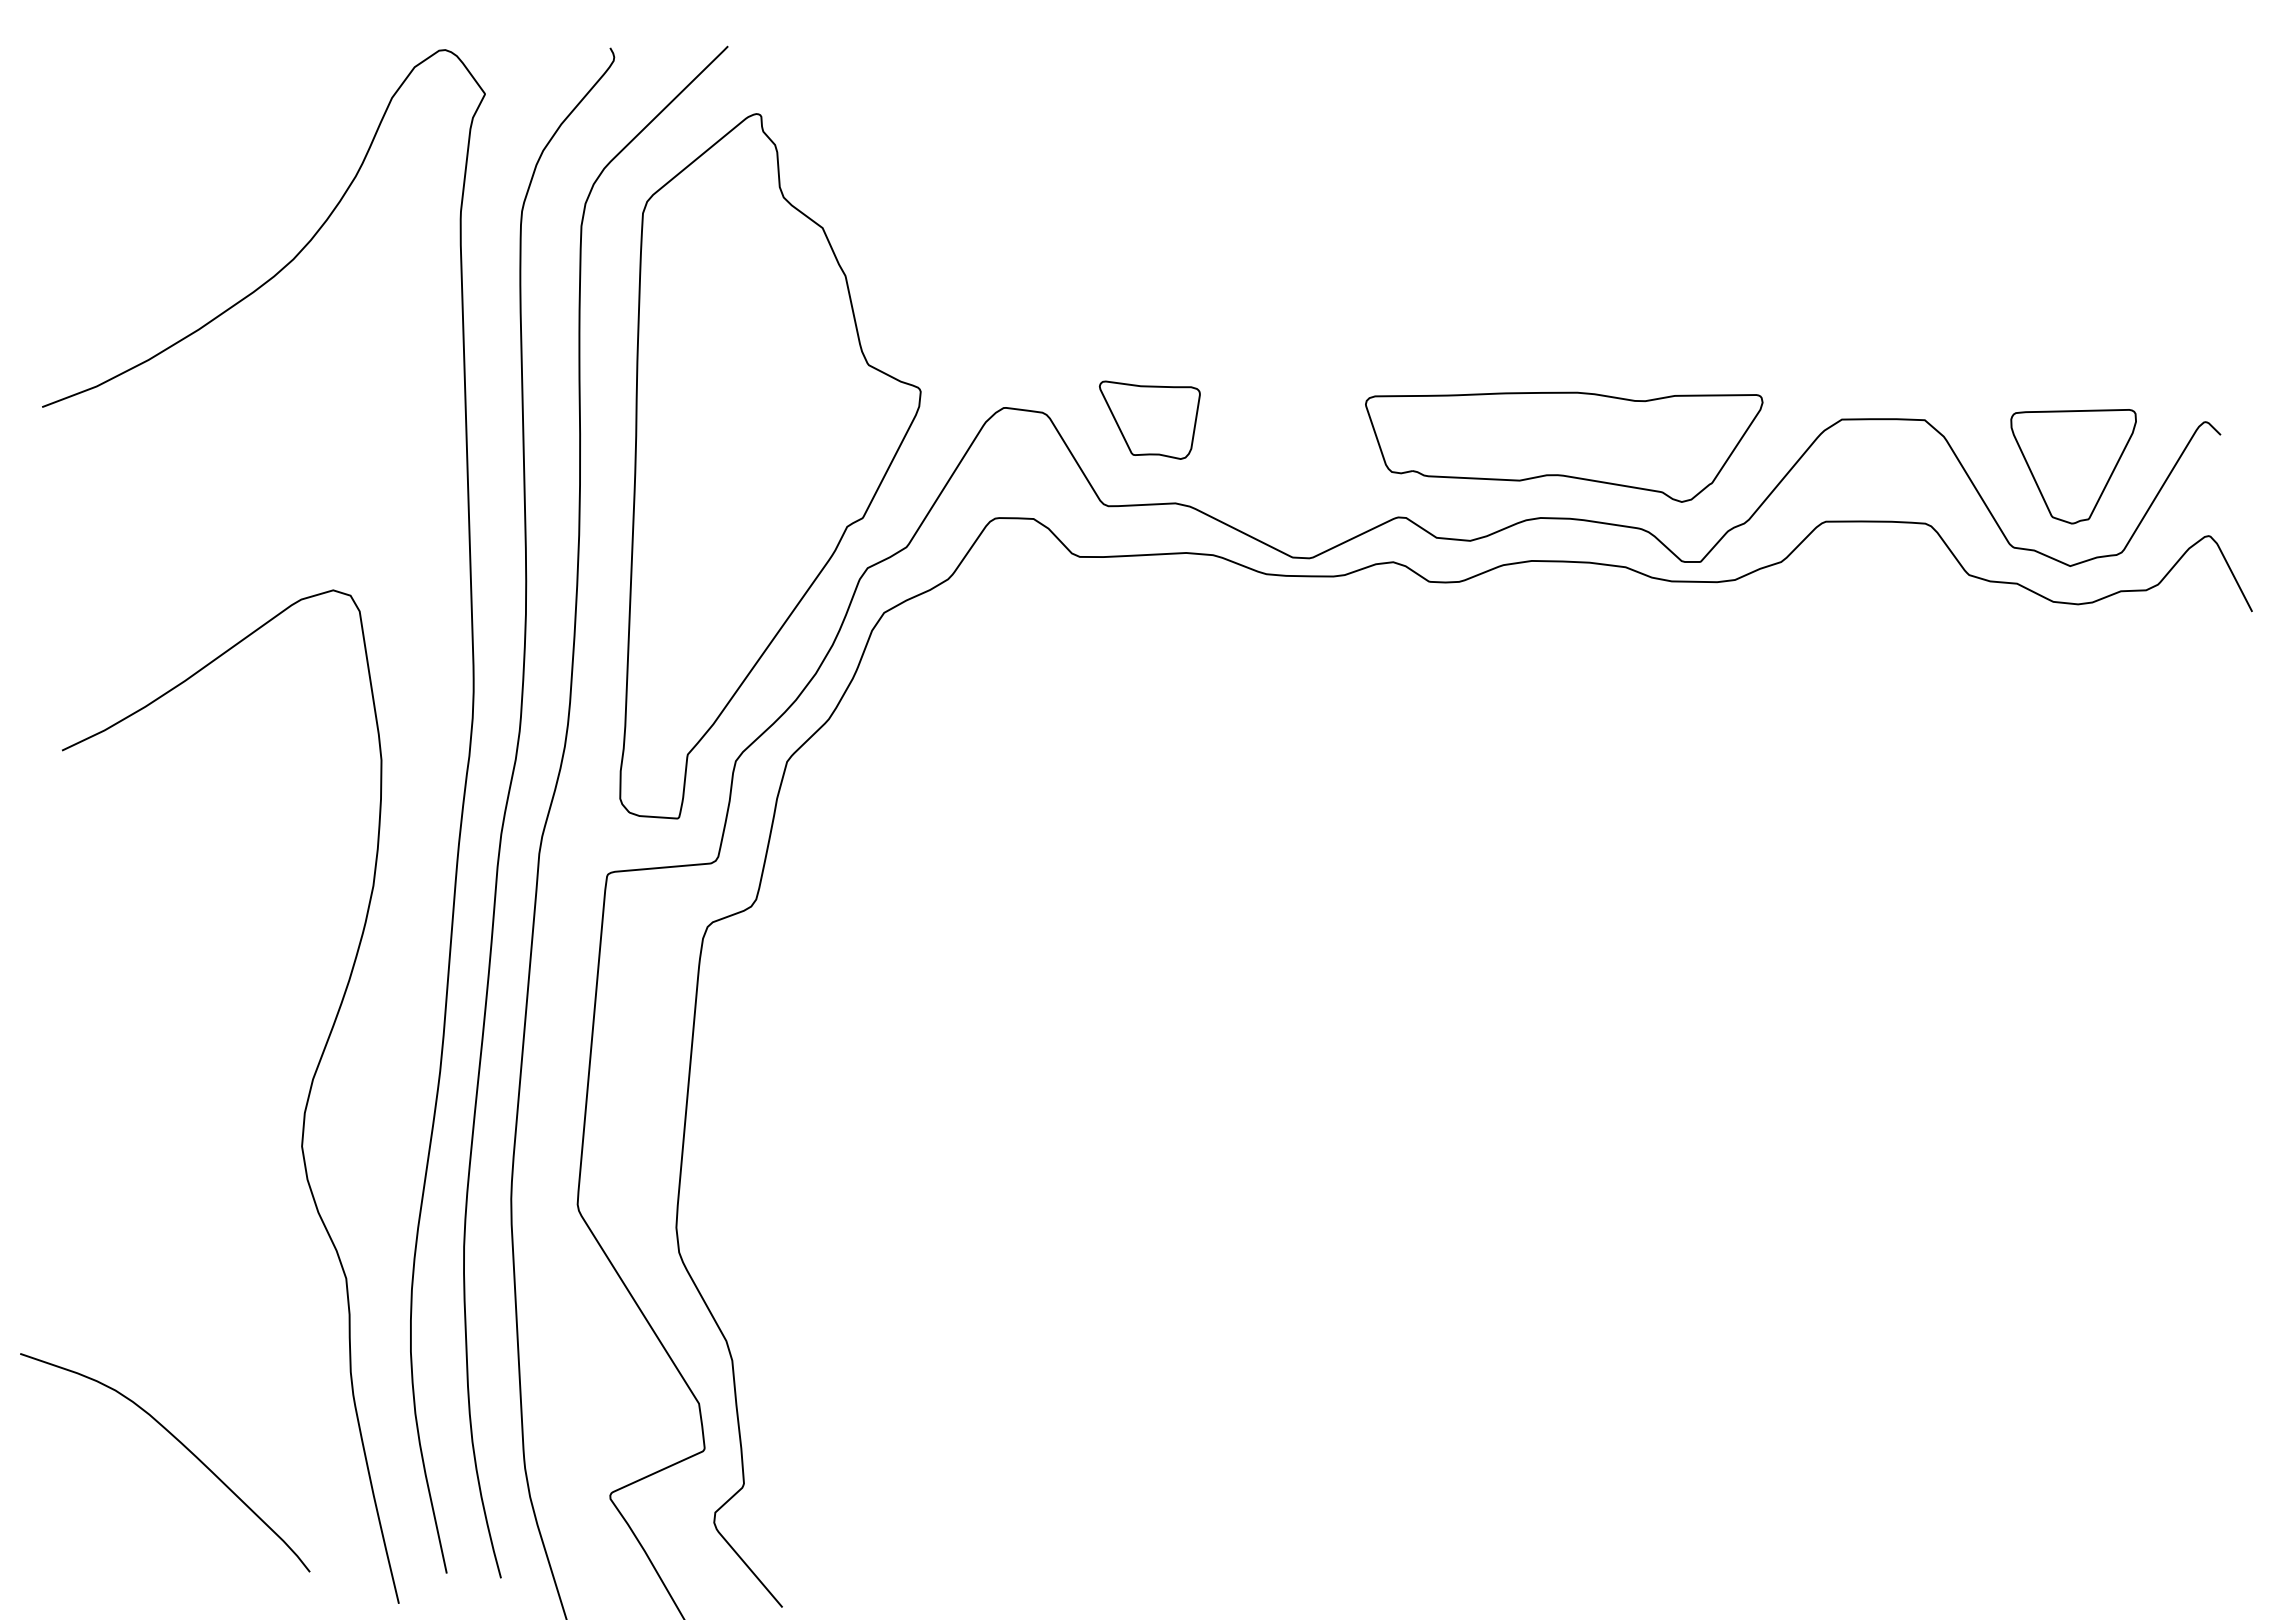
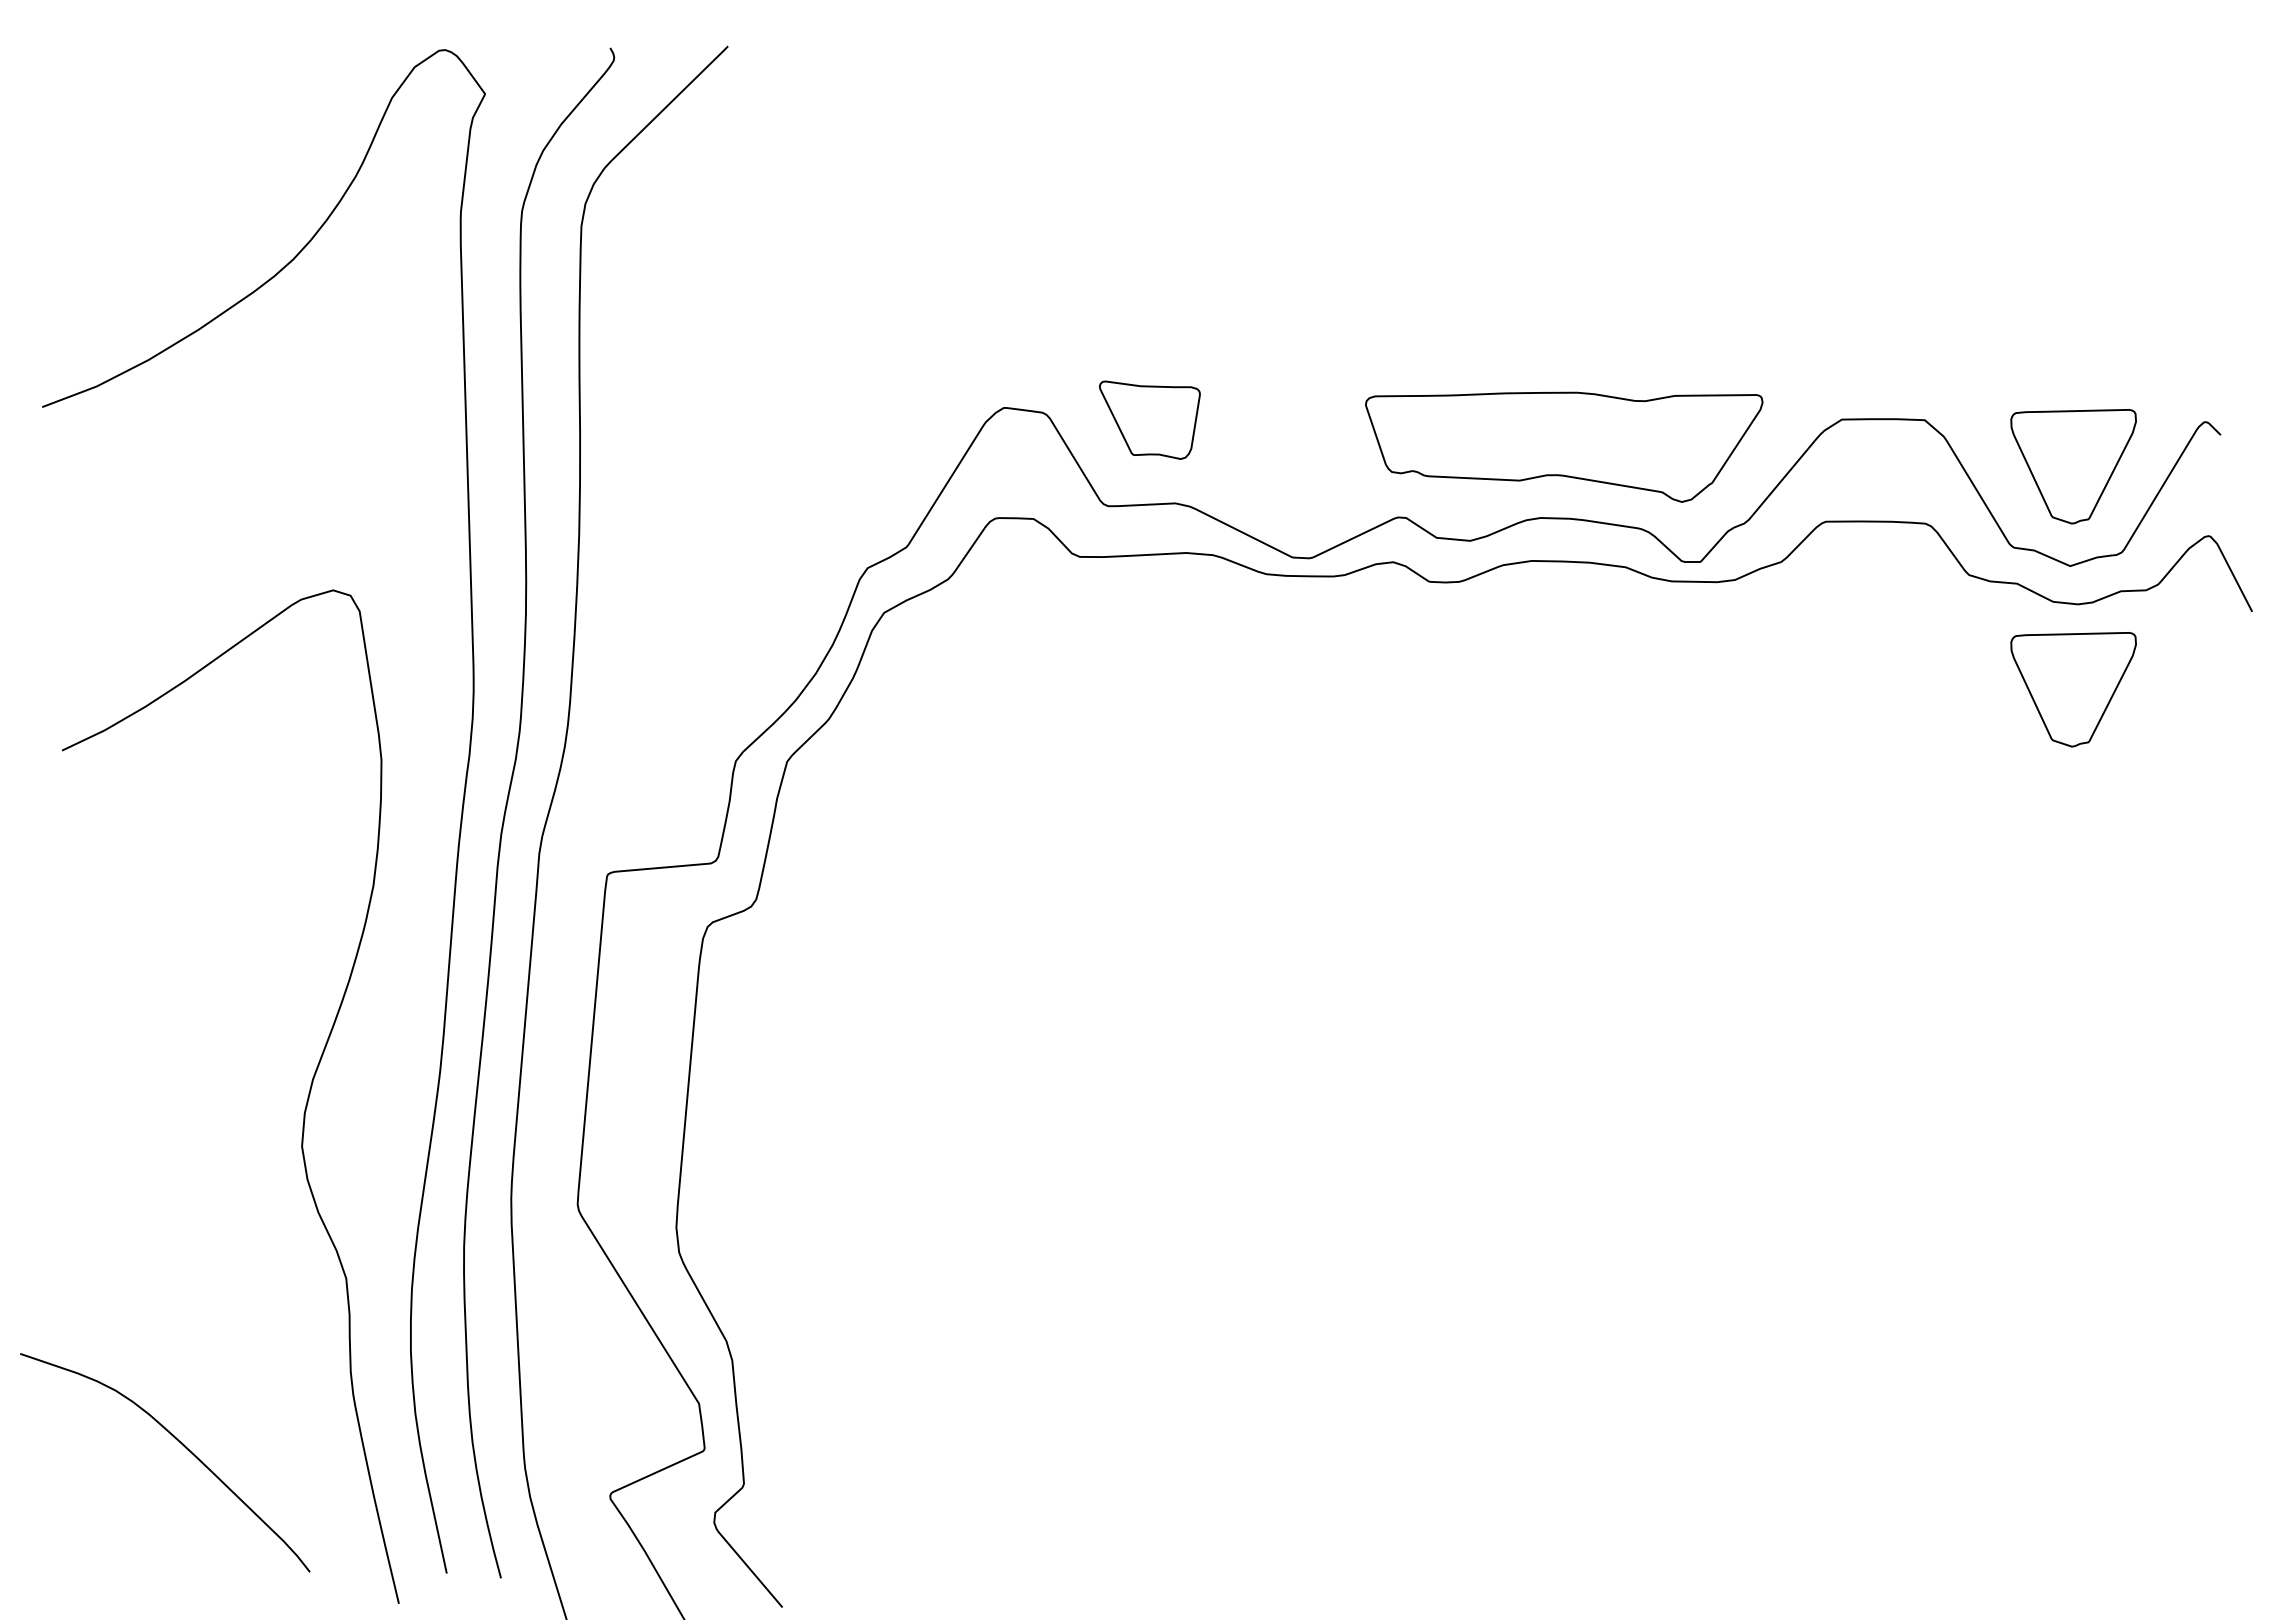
part: present -> none (770, 466)
part: none -> present (2073, 689)
